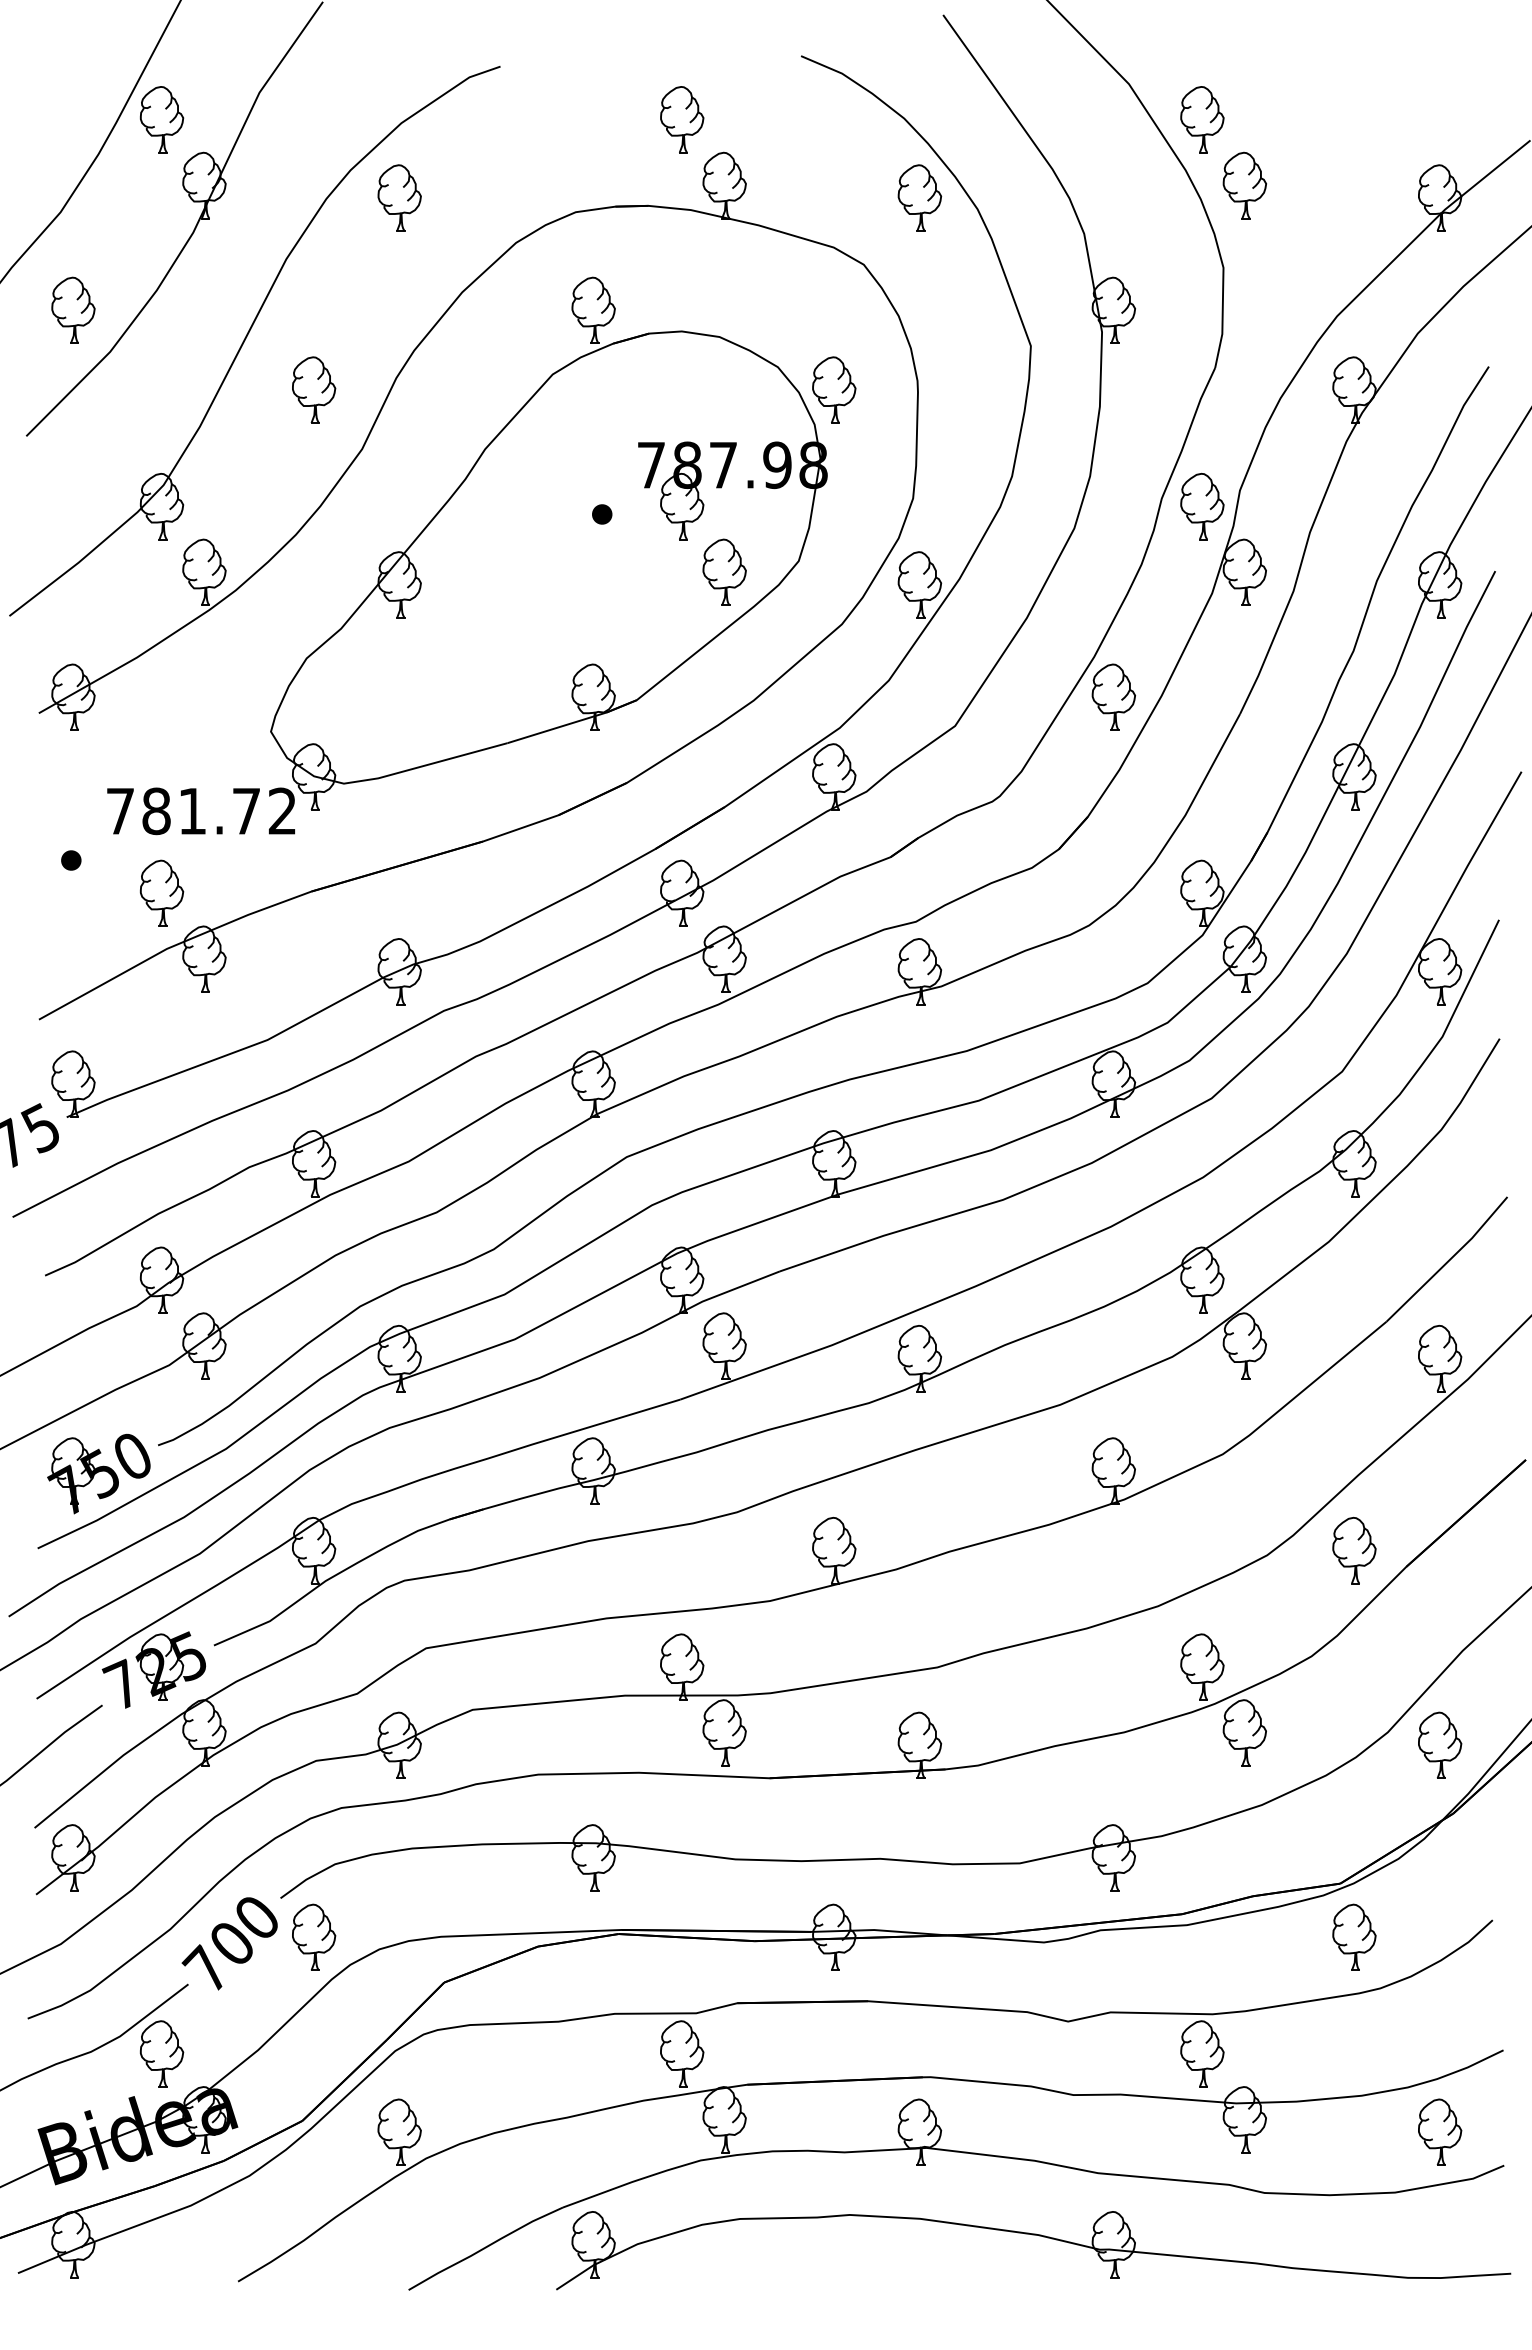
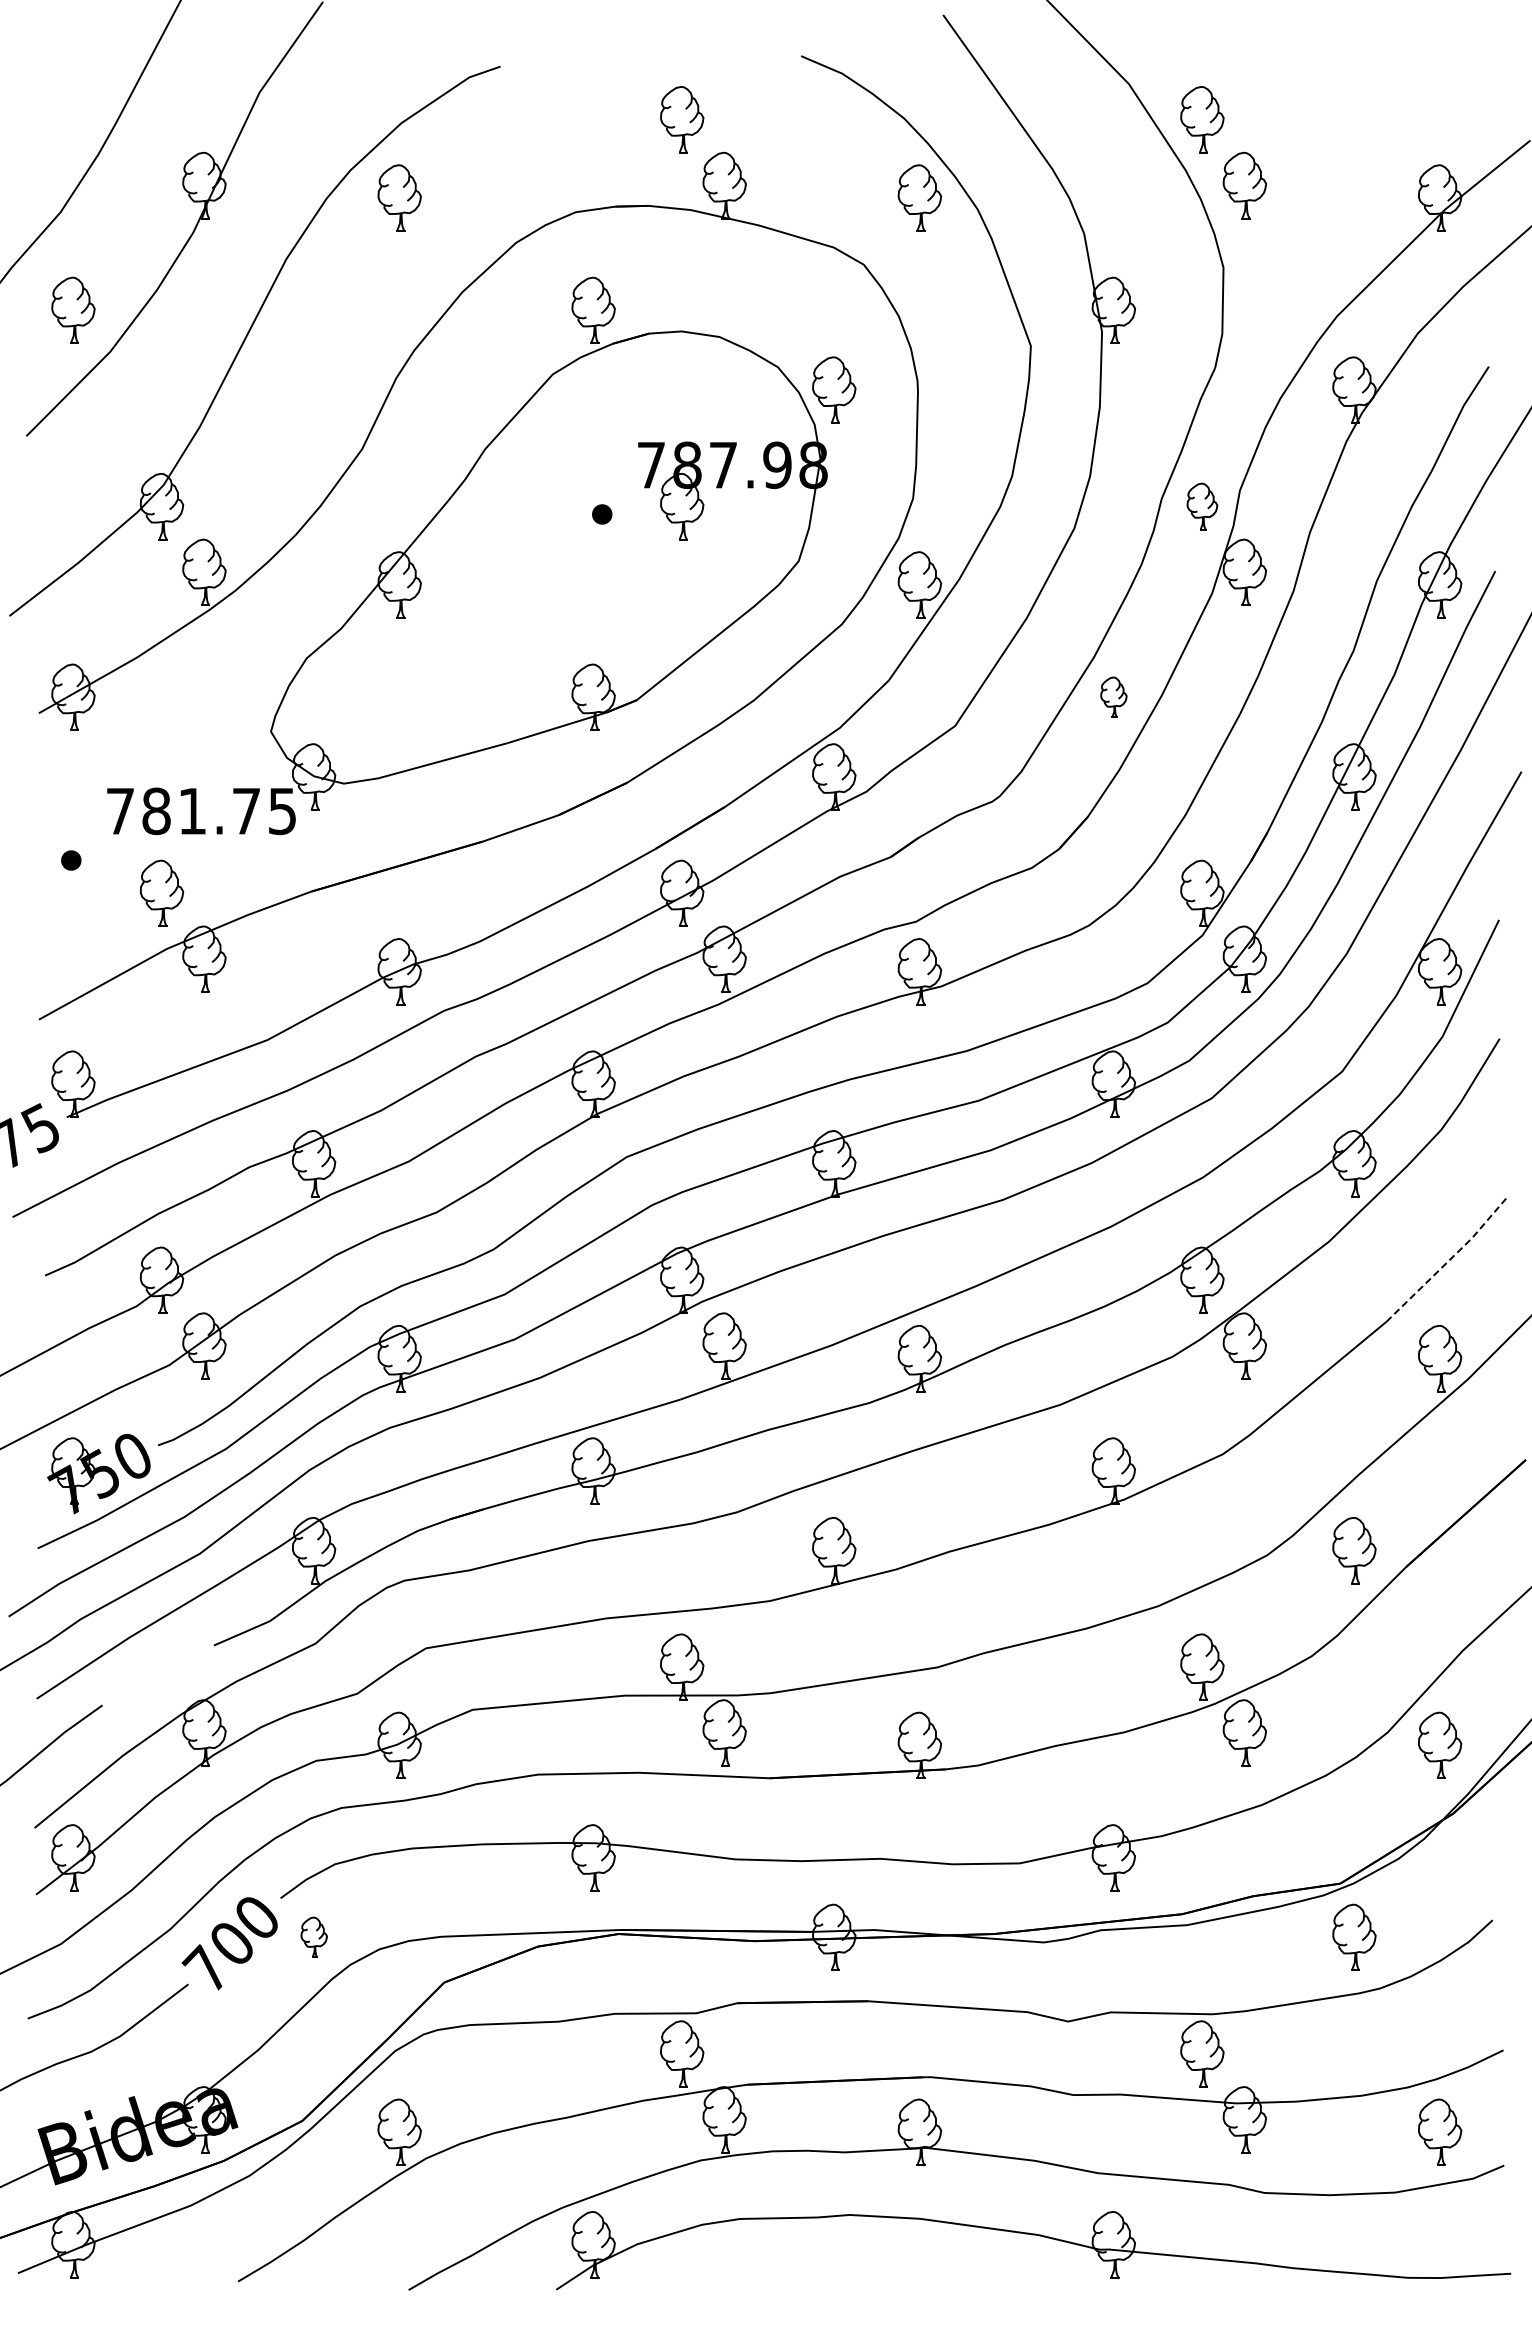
part: present -> none (162, 119)
part: present -> none (314, 389)
part size: 45x69 px -> 33x49 px (1202, 506)
part: present -> none (724, 571)
part size: 46x68 px -> 28x42 px (1113, 696)
text: 781.72 -> 781.75 (281, 811)
line: solid -> dashed (1449, 1260)
part: present -> none (153, 1669)
part size: 45x68 px -> 28x42 px (313, 1936)
part: present -> none (162, 2053)
